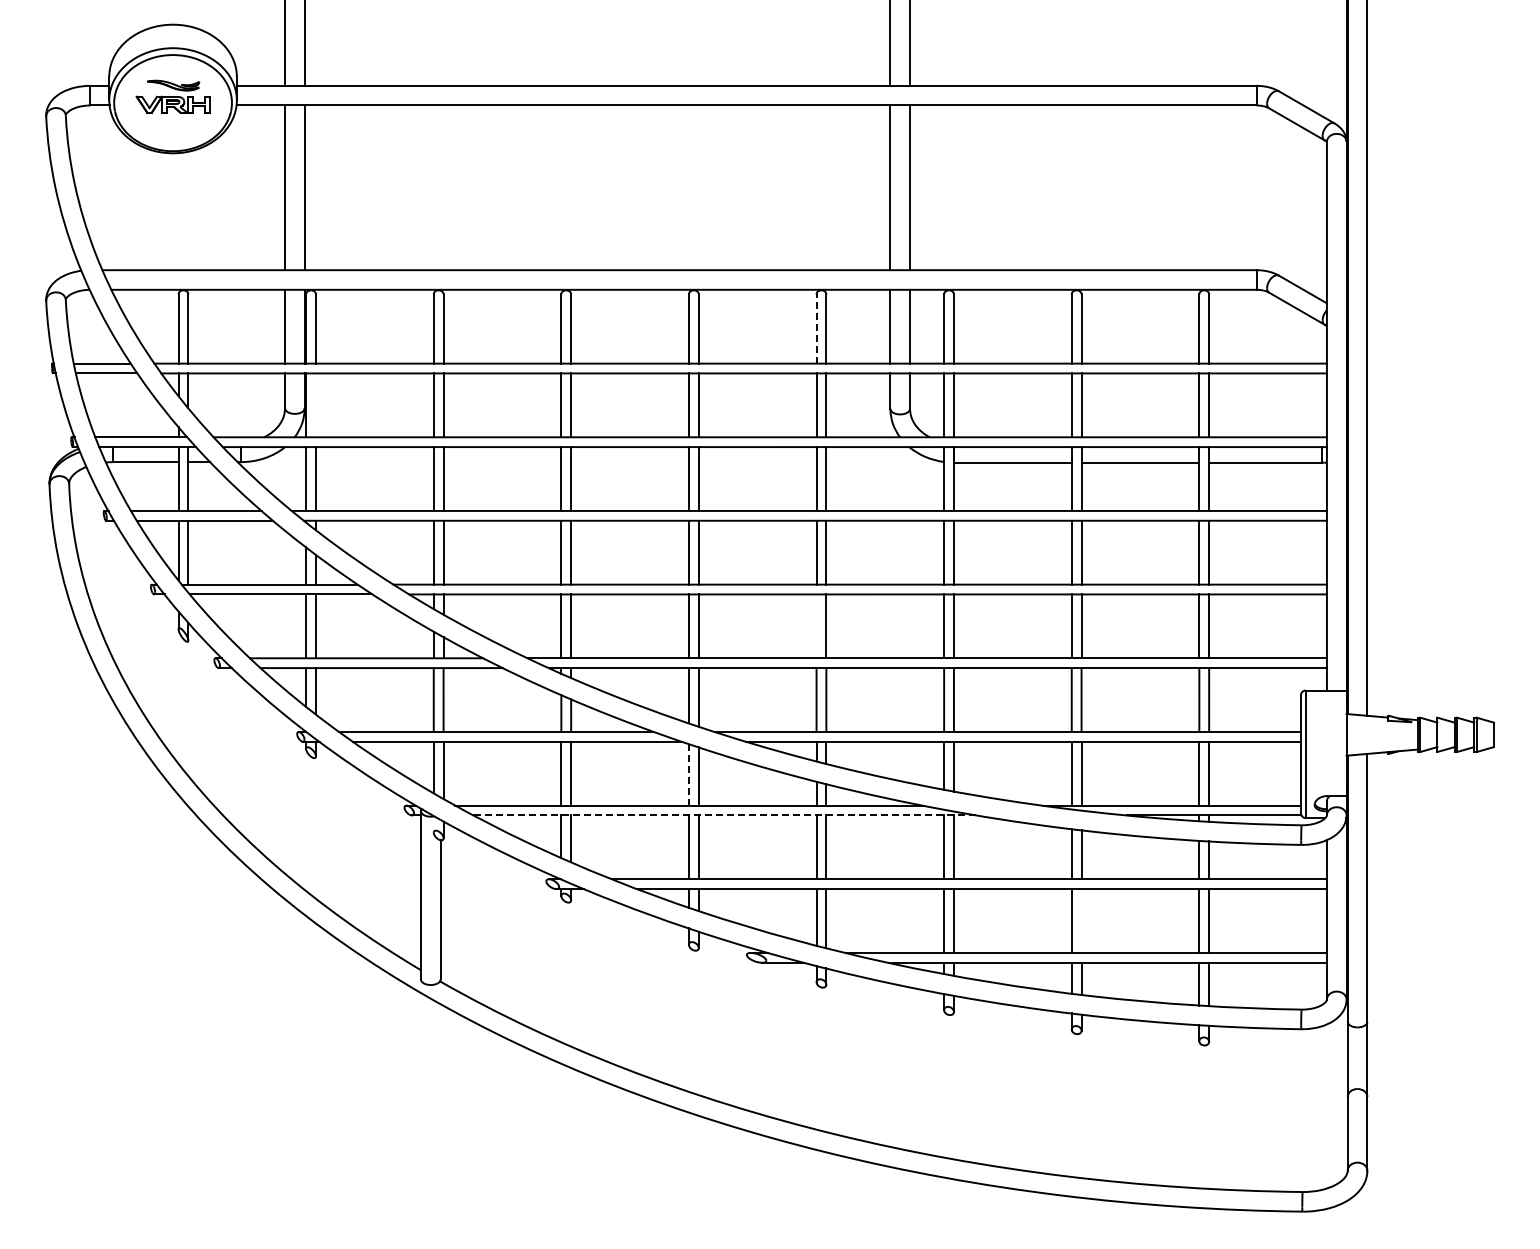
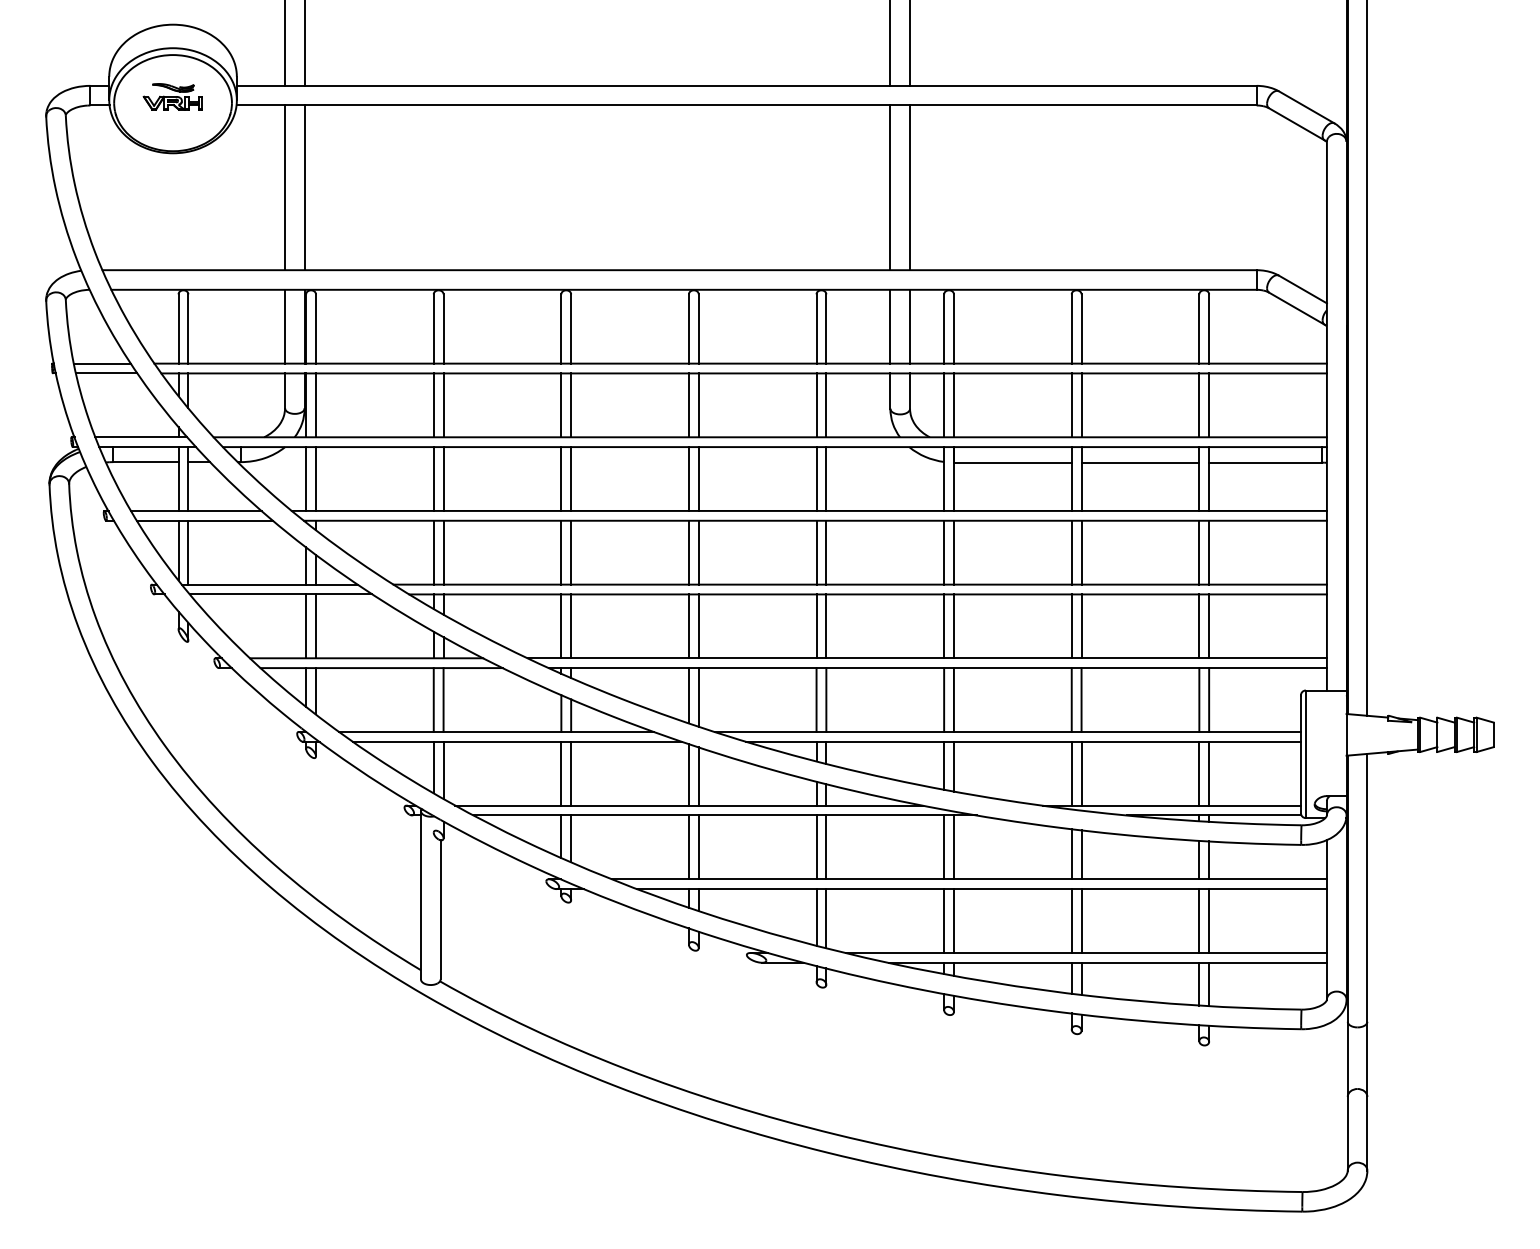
part size: 76x35 px -> 61x28 px (172, 96)
line: dashed -> solid (816, 329)
line: none -> present (315, 405)
line: none -> present (816, 626)
line: dashed -> solid (688, 774)
line: dashed -> solid (725, 815)
line: none -> present (1081, 920)
